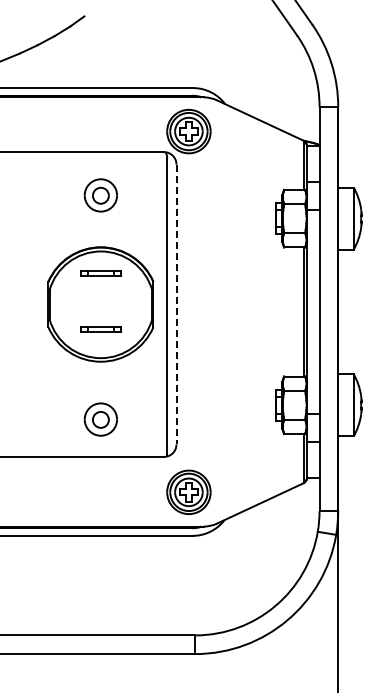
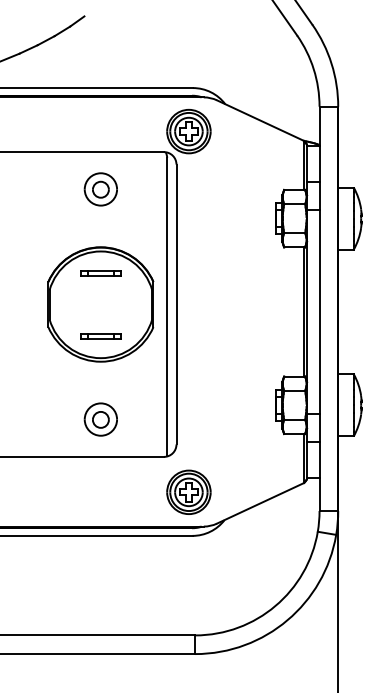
part position: (100, 195) -> (100, 189) (100, 189)
line: dashed -> solid (176, 304)
part position: (100, 329) -> (100, 336) (100, 336)
